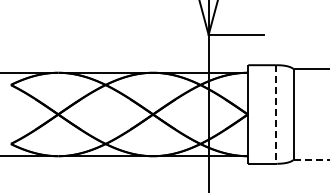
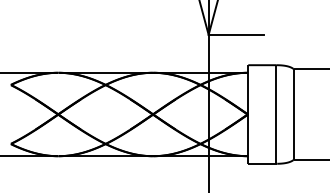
line: dashed -> solid (276, 115)
line: dashed -> solid (311, 160)
